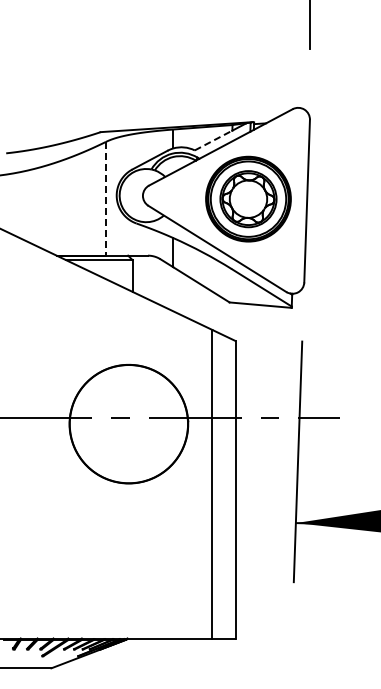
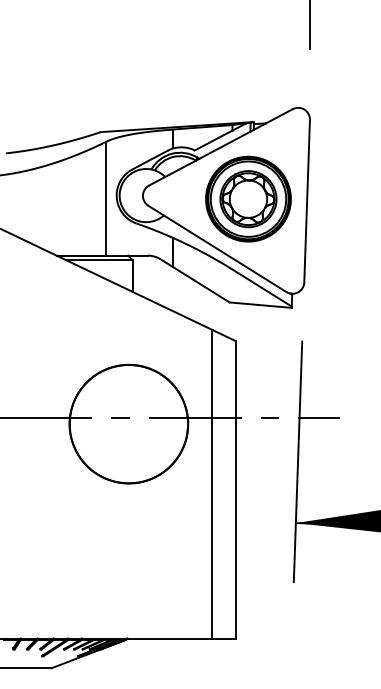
line: dashed -> solid (214, 140)
line: dashed -> solid (105, 198)
